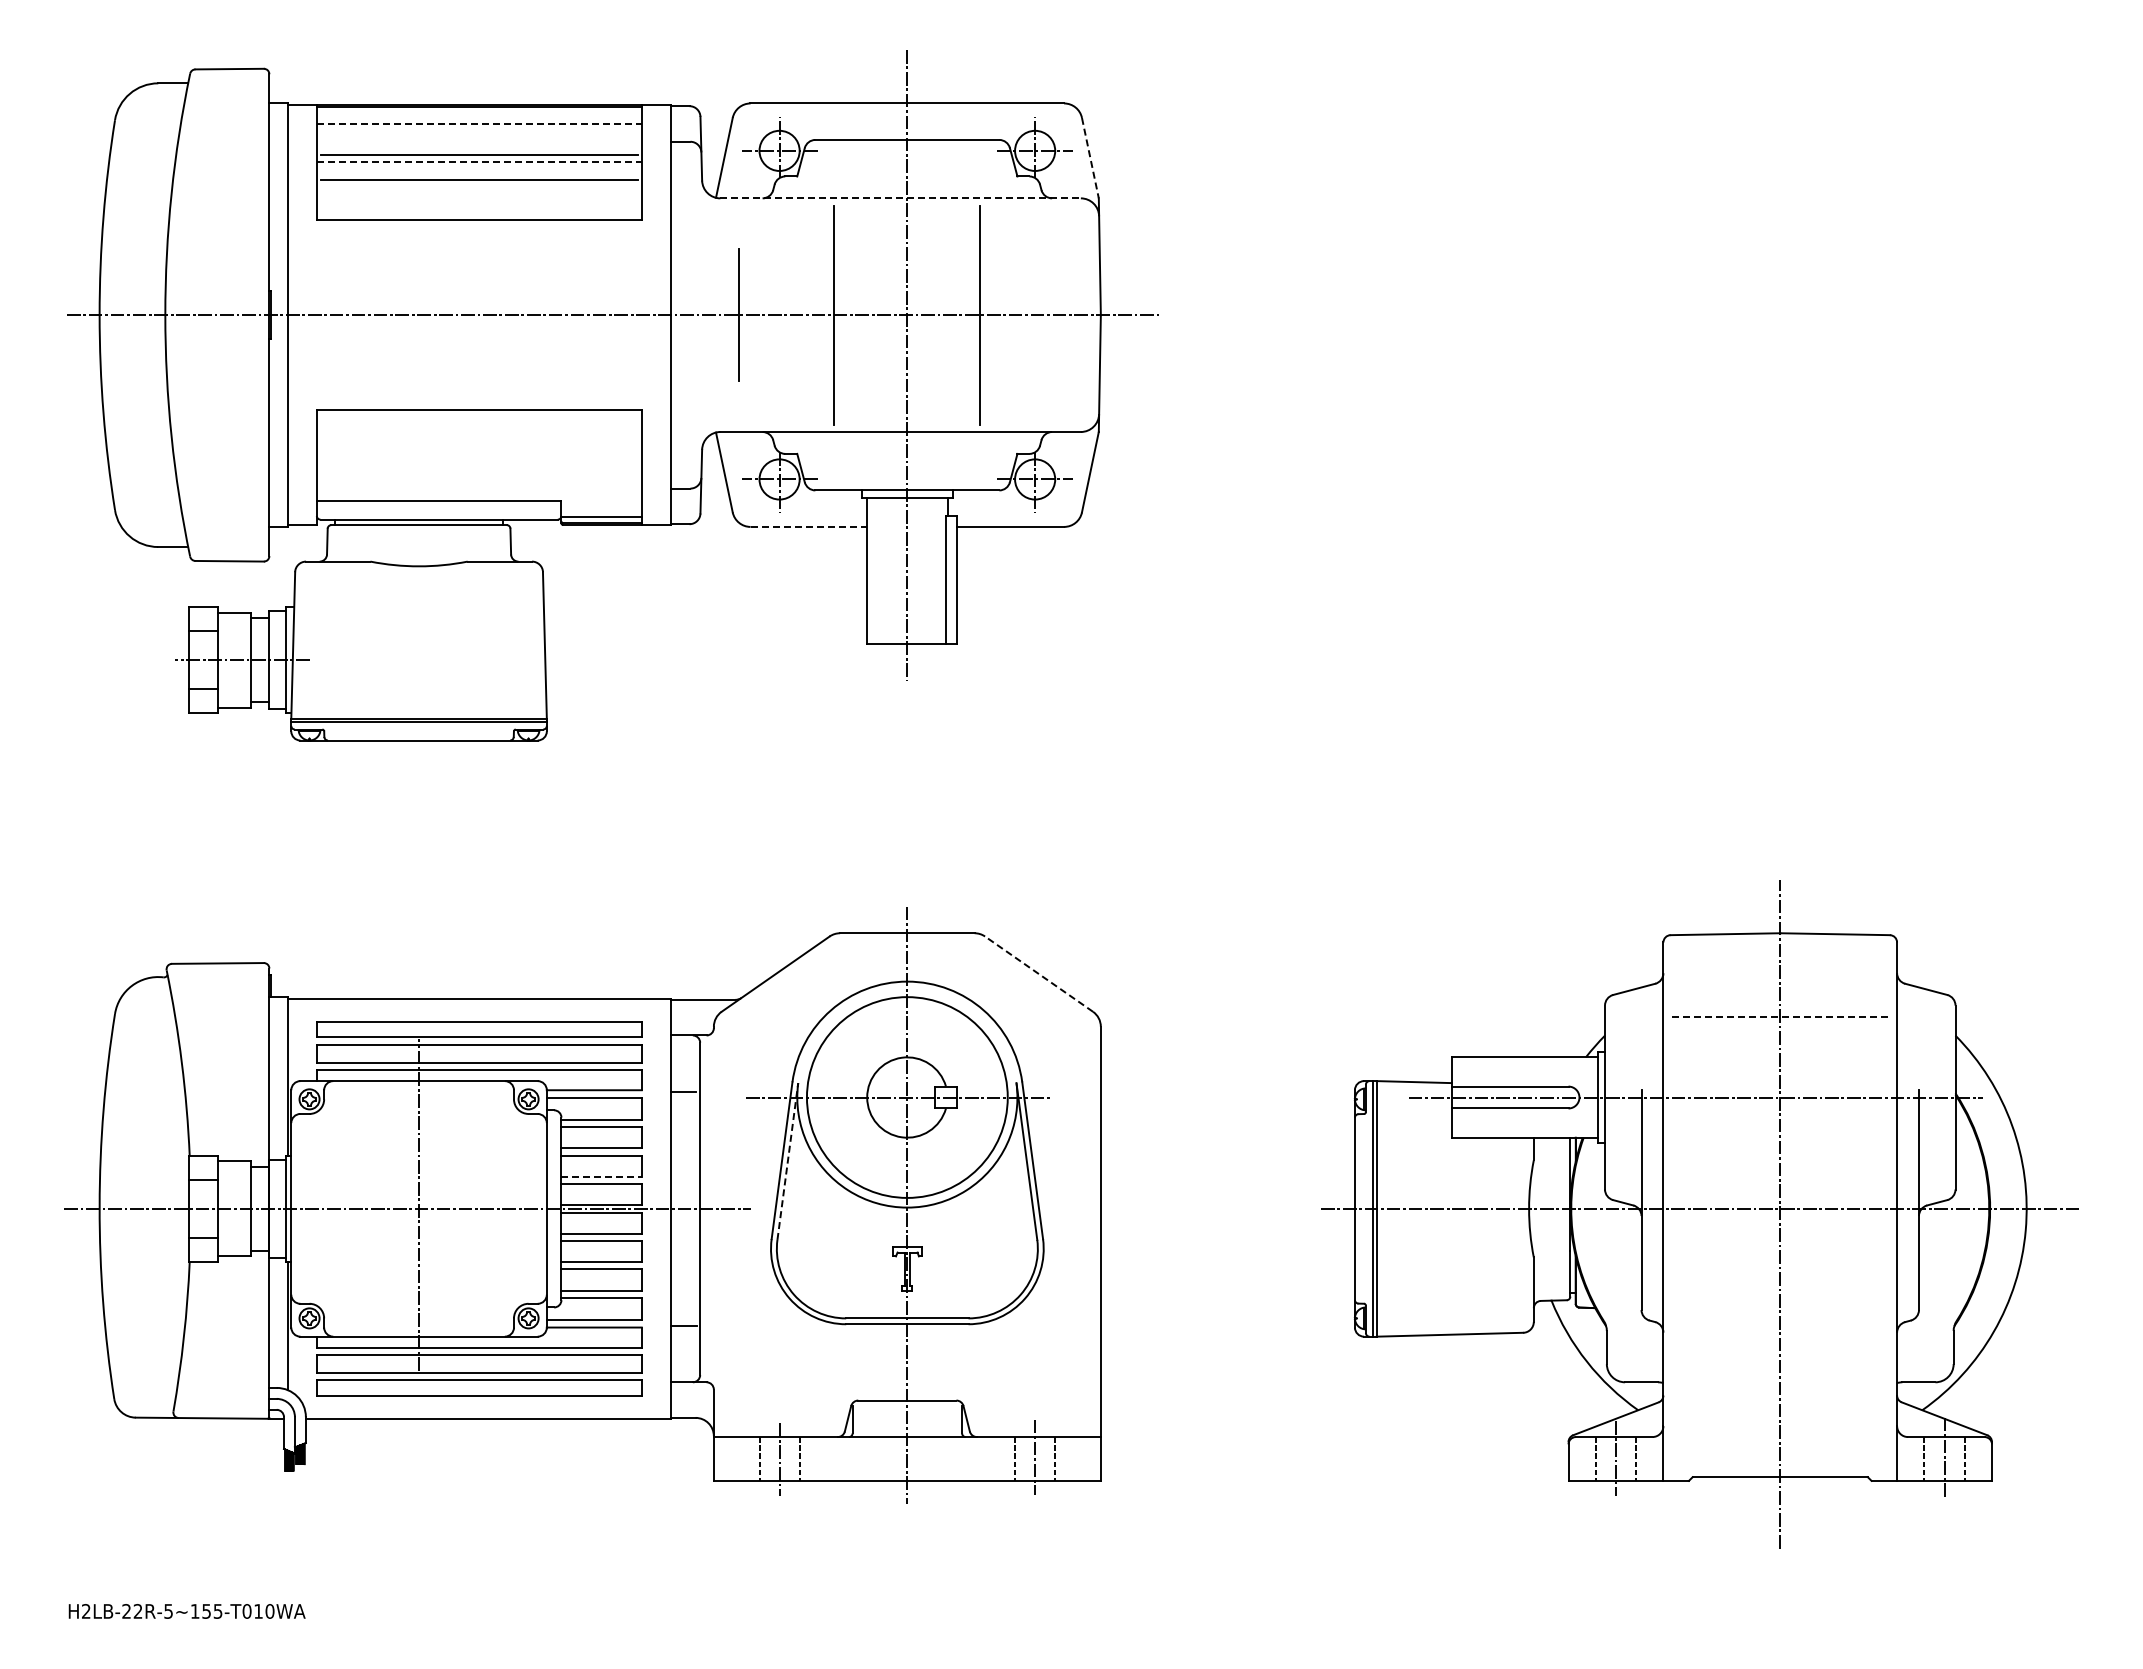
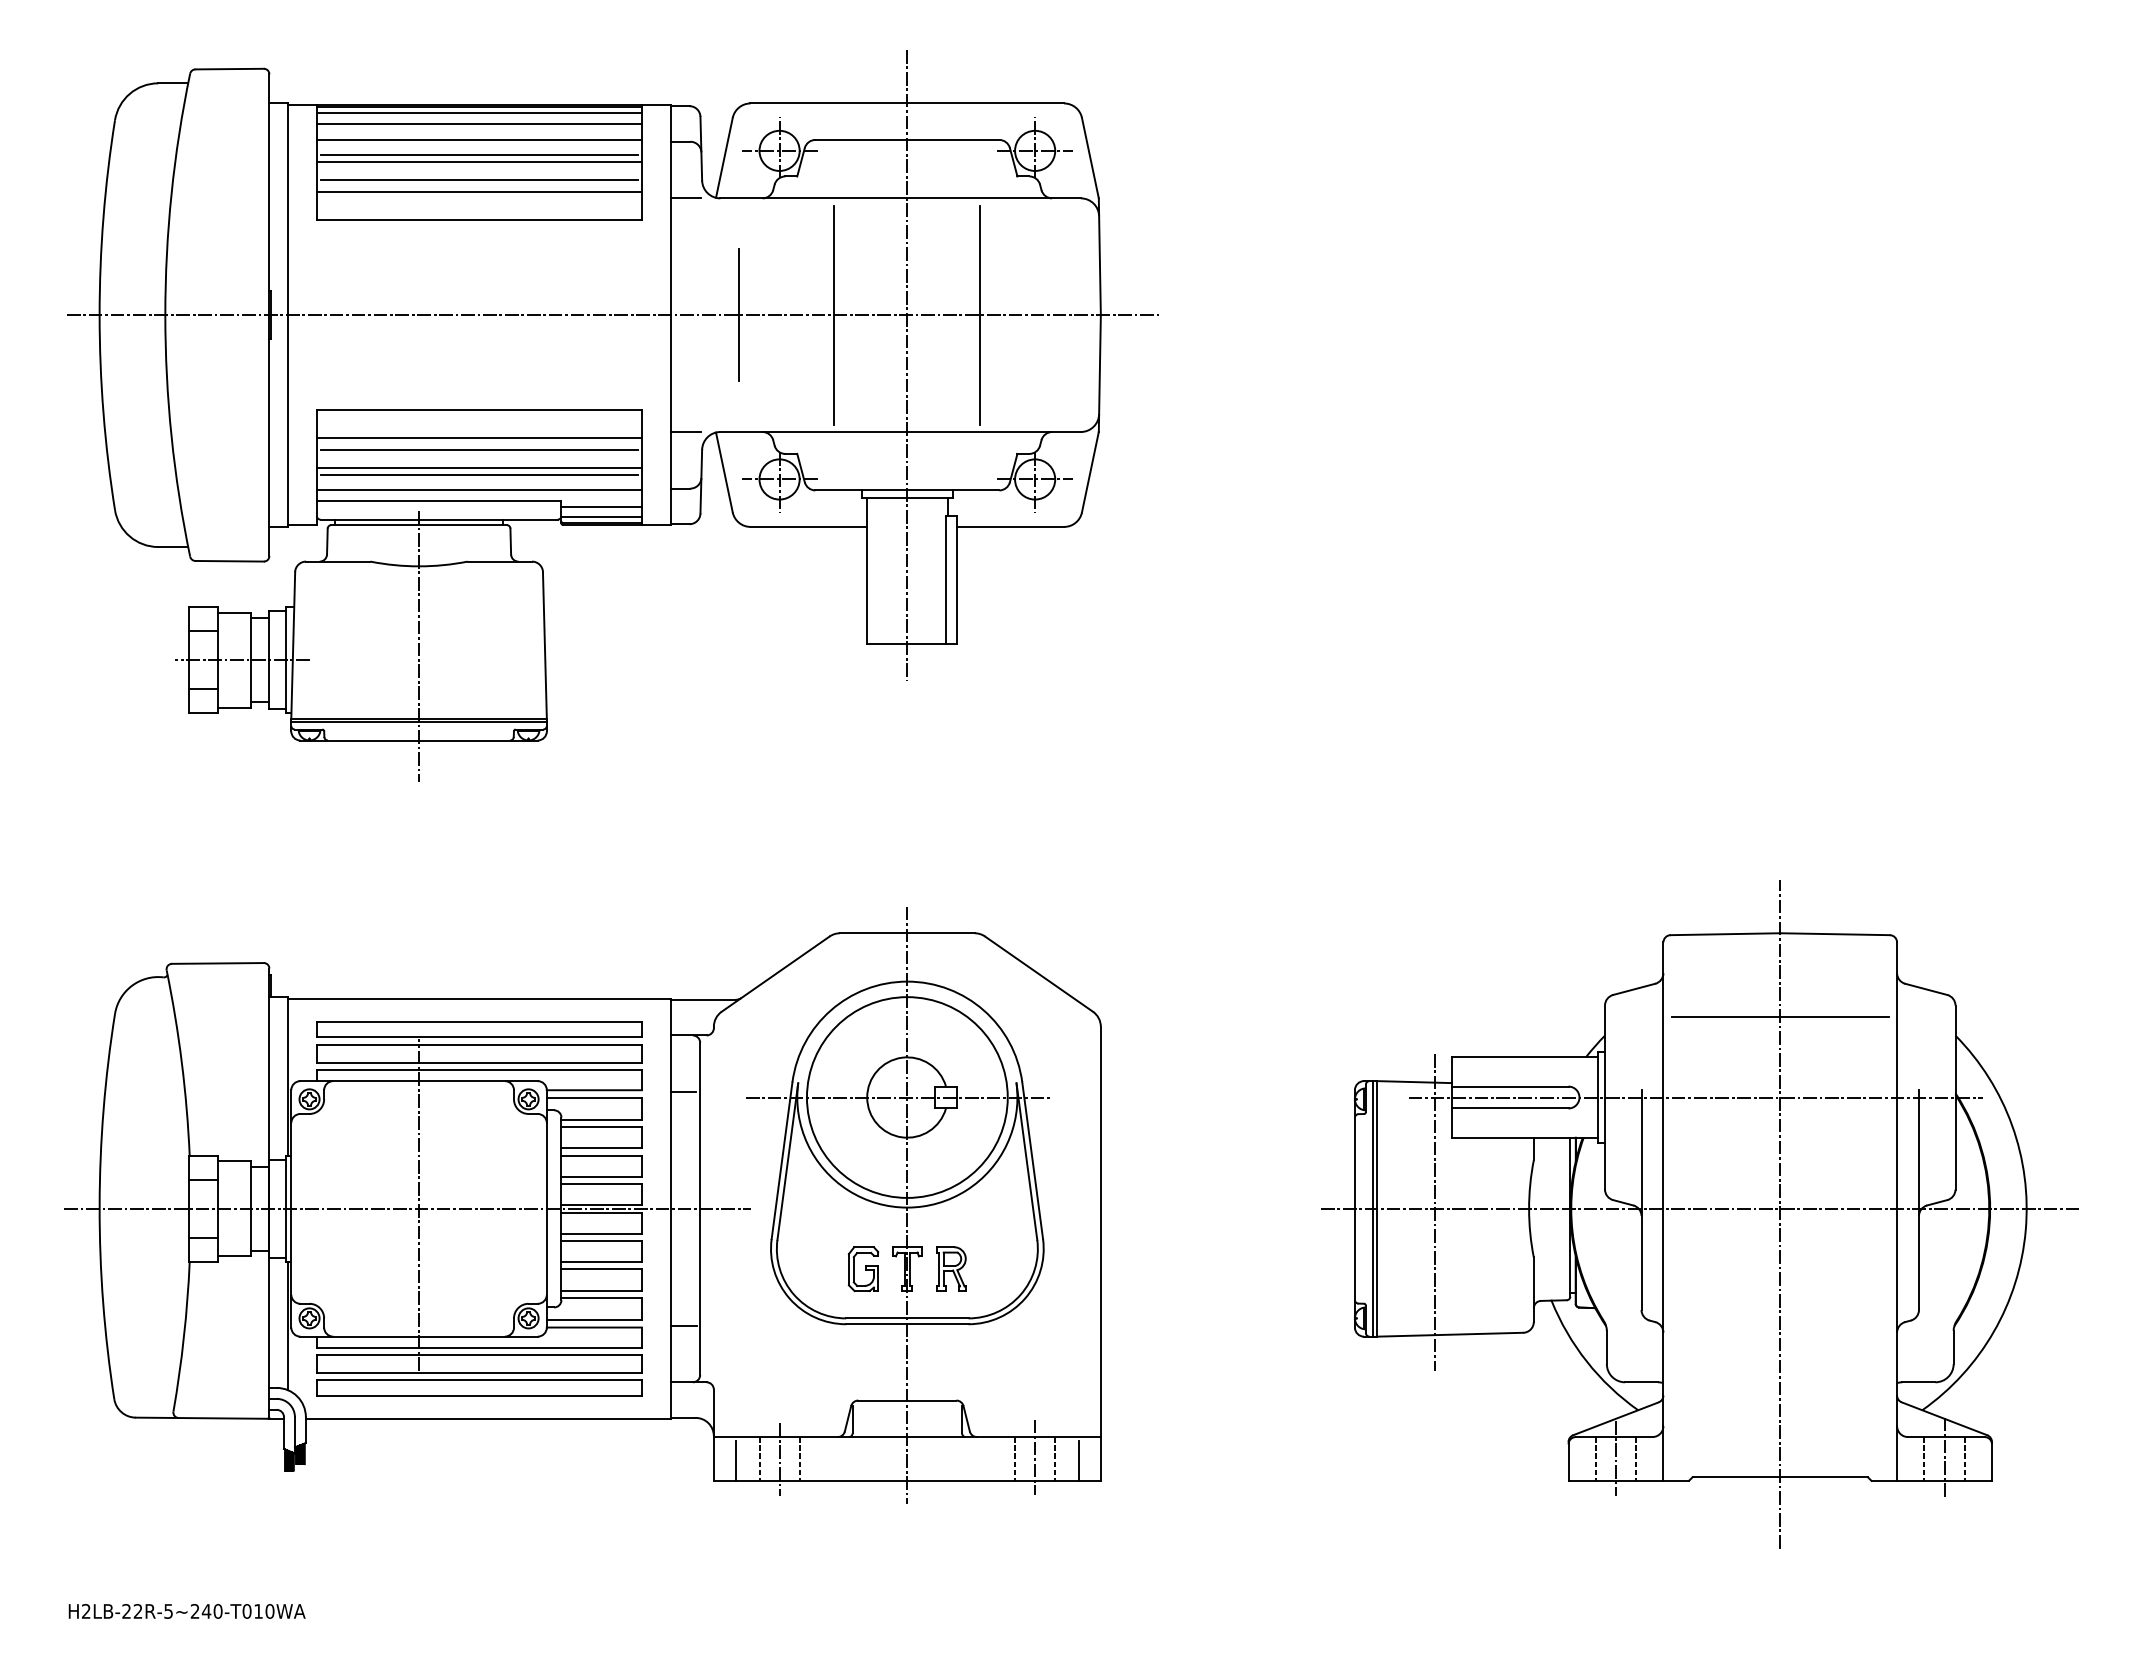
line: none -> present (478, 113)
line: dashed -> solid (479, 123)
line: none -> present (478, 140)
line: dashed -> solid (1090, 158)
line: dashed -> solid (479, 162)
line: none -> present (478, 191)
line: none -> present (685, 198)
line: dashed -> solid (901, 198)
line: none -> present (685, 432)
line: none -> present (478, 438)
line: none -> present (479, 450)
line: none -> present (478, 468)
line: none -> present (479, 475)
line: none -> present (478, 490)
line: none -> present (601, 506)
line: dashed -> solid (809, 526)
line: none -> present (419, 646)
line: dashed -> solid (1039, 974)
line: dashed -> solid (1780, 1017)
line: dashed -> solid (787, 1161)
line: dashed -> solid (602, 1176)
line: none -> present (1435, 1211)
part: none -> present (951, 1268)
part: none -> present (863, 1269)
line: none -> present (735, 1460)
line: none -> present (1078, 1460)
text: H2LB-22R-5~155-T010WA -> H2LB-22R-5~240-T010WA (206, 1611)
